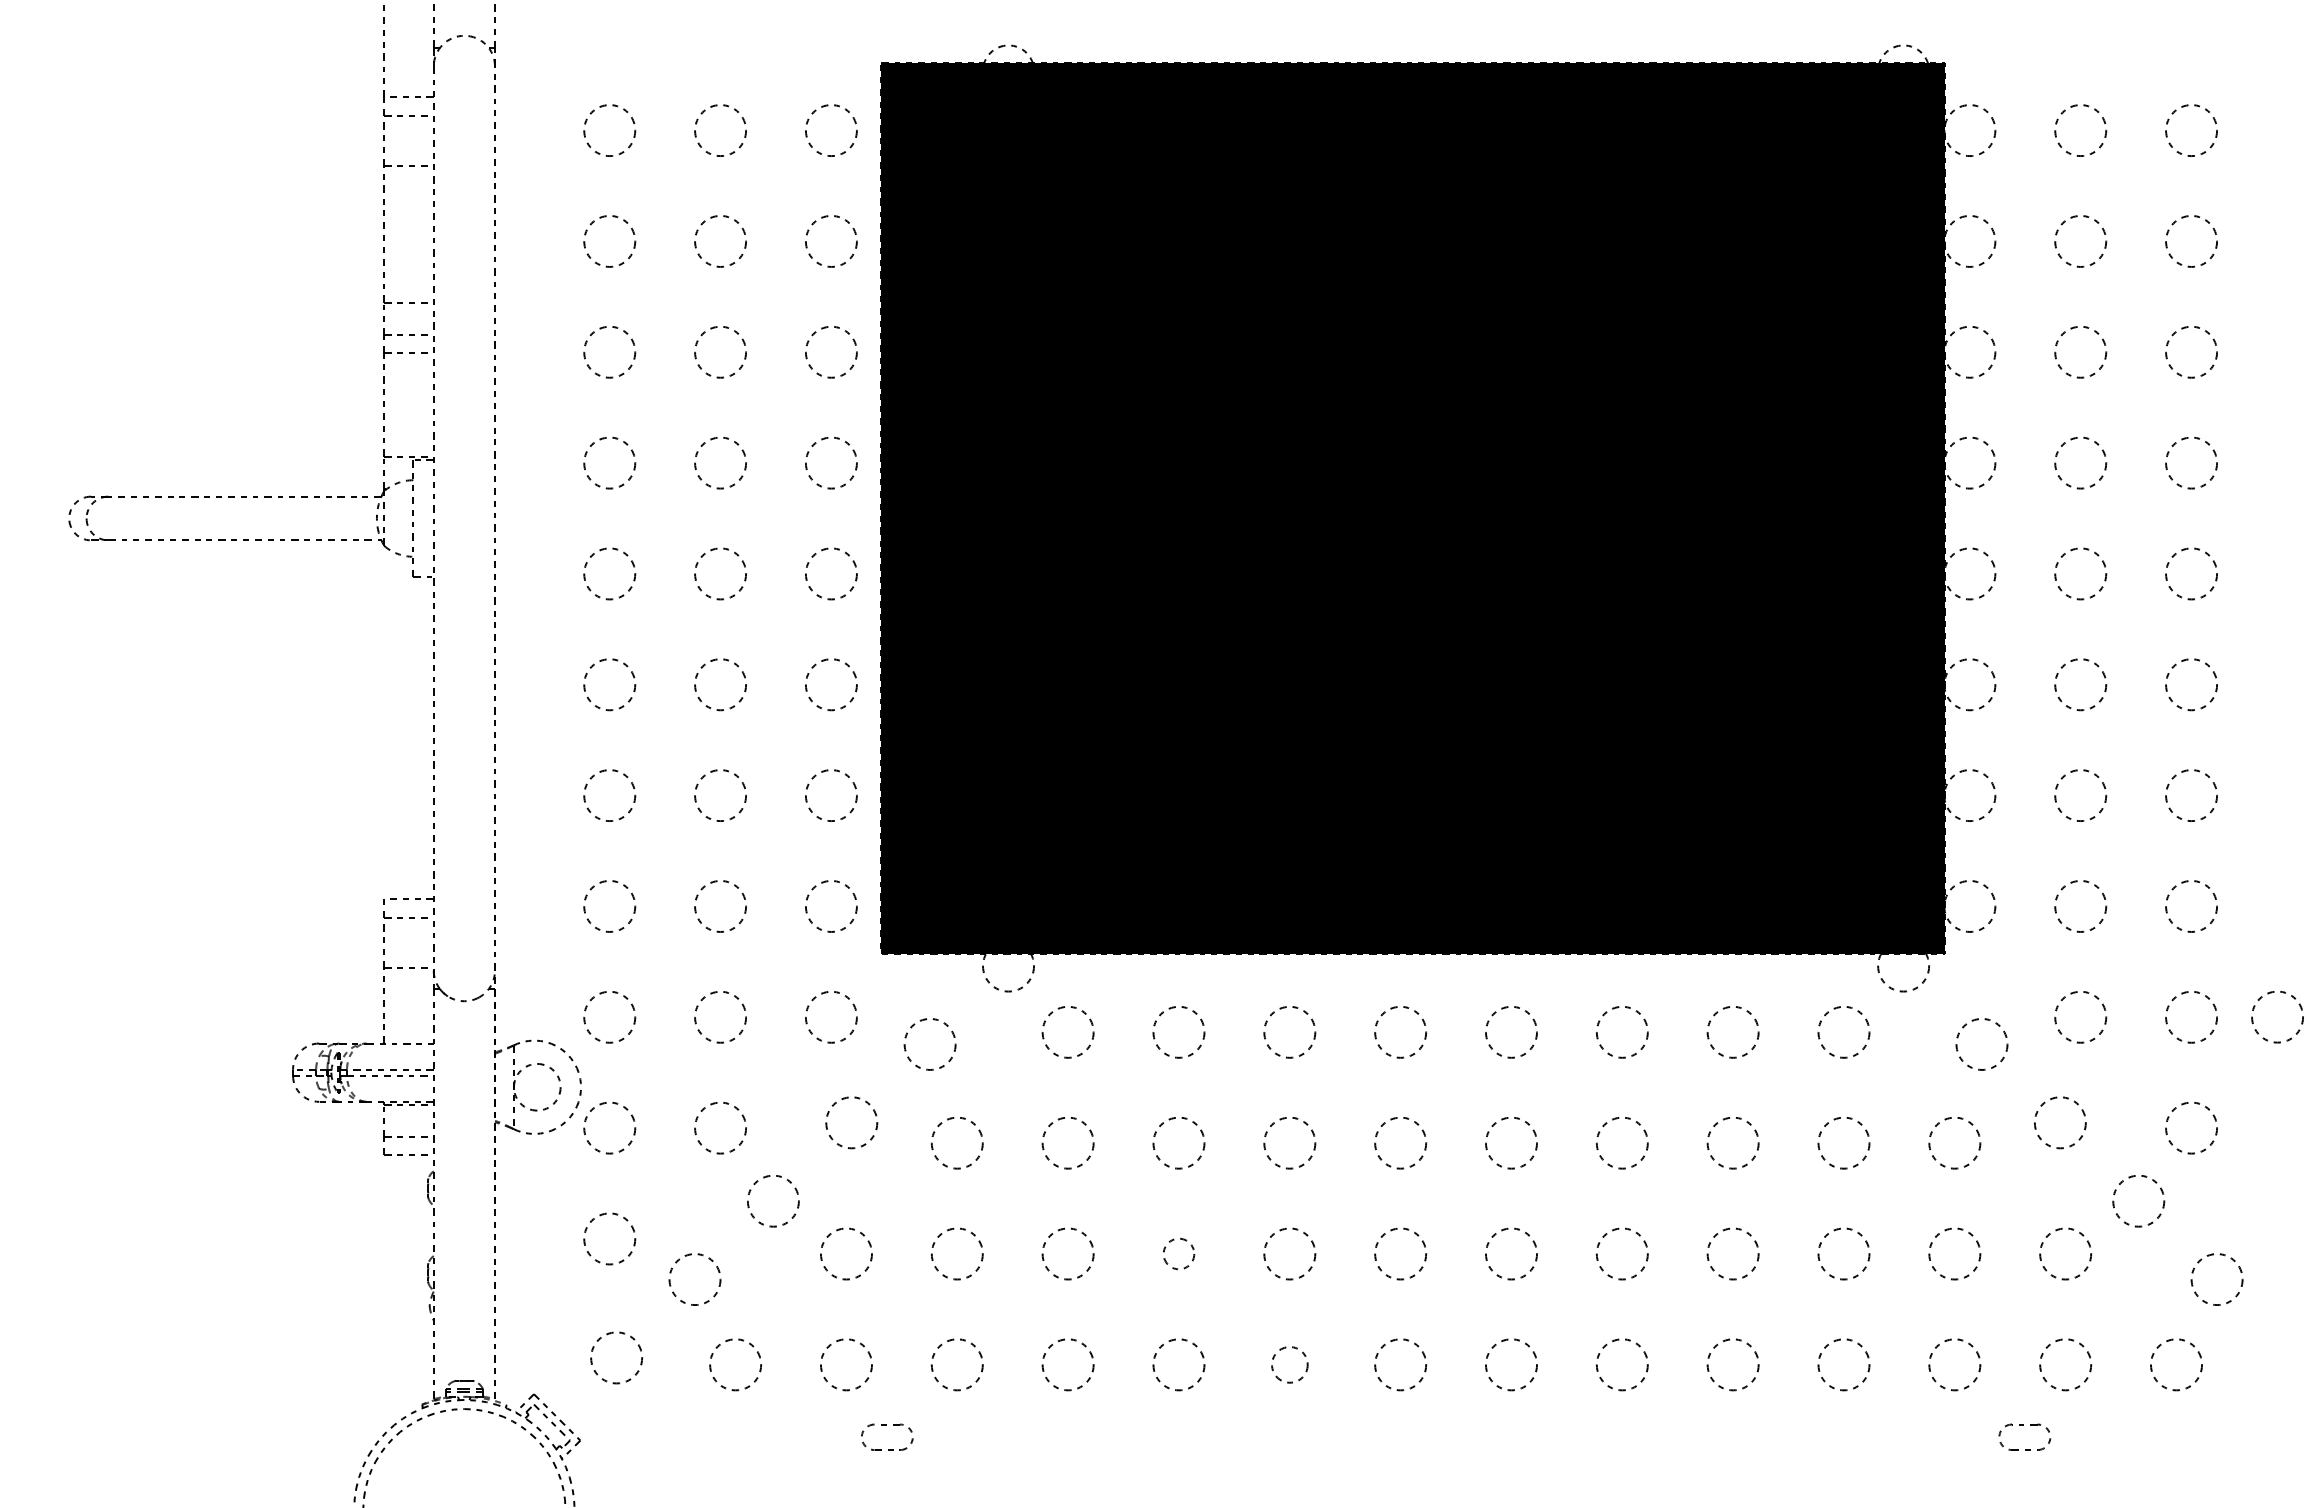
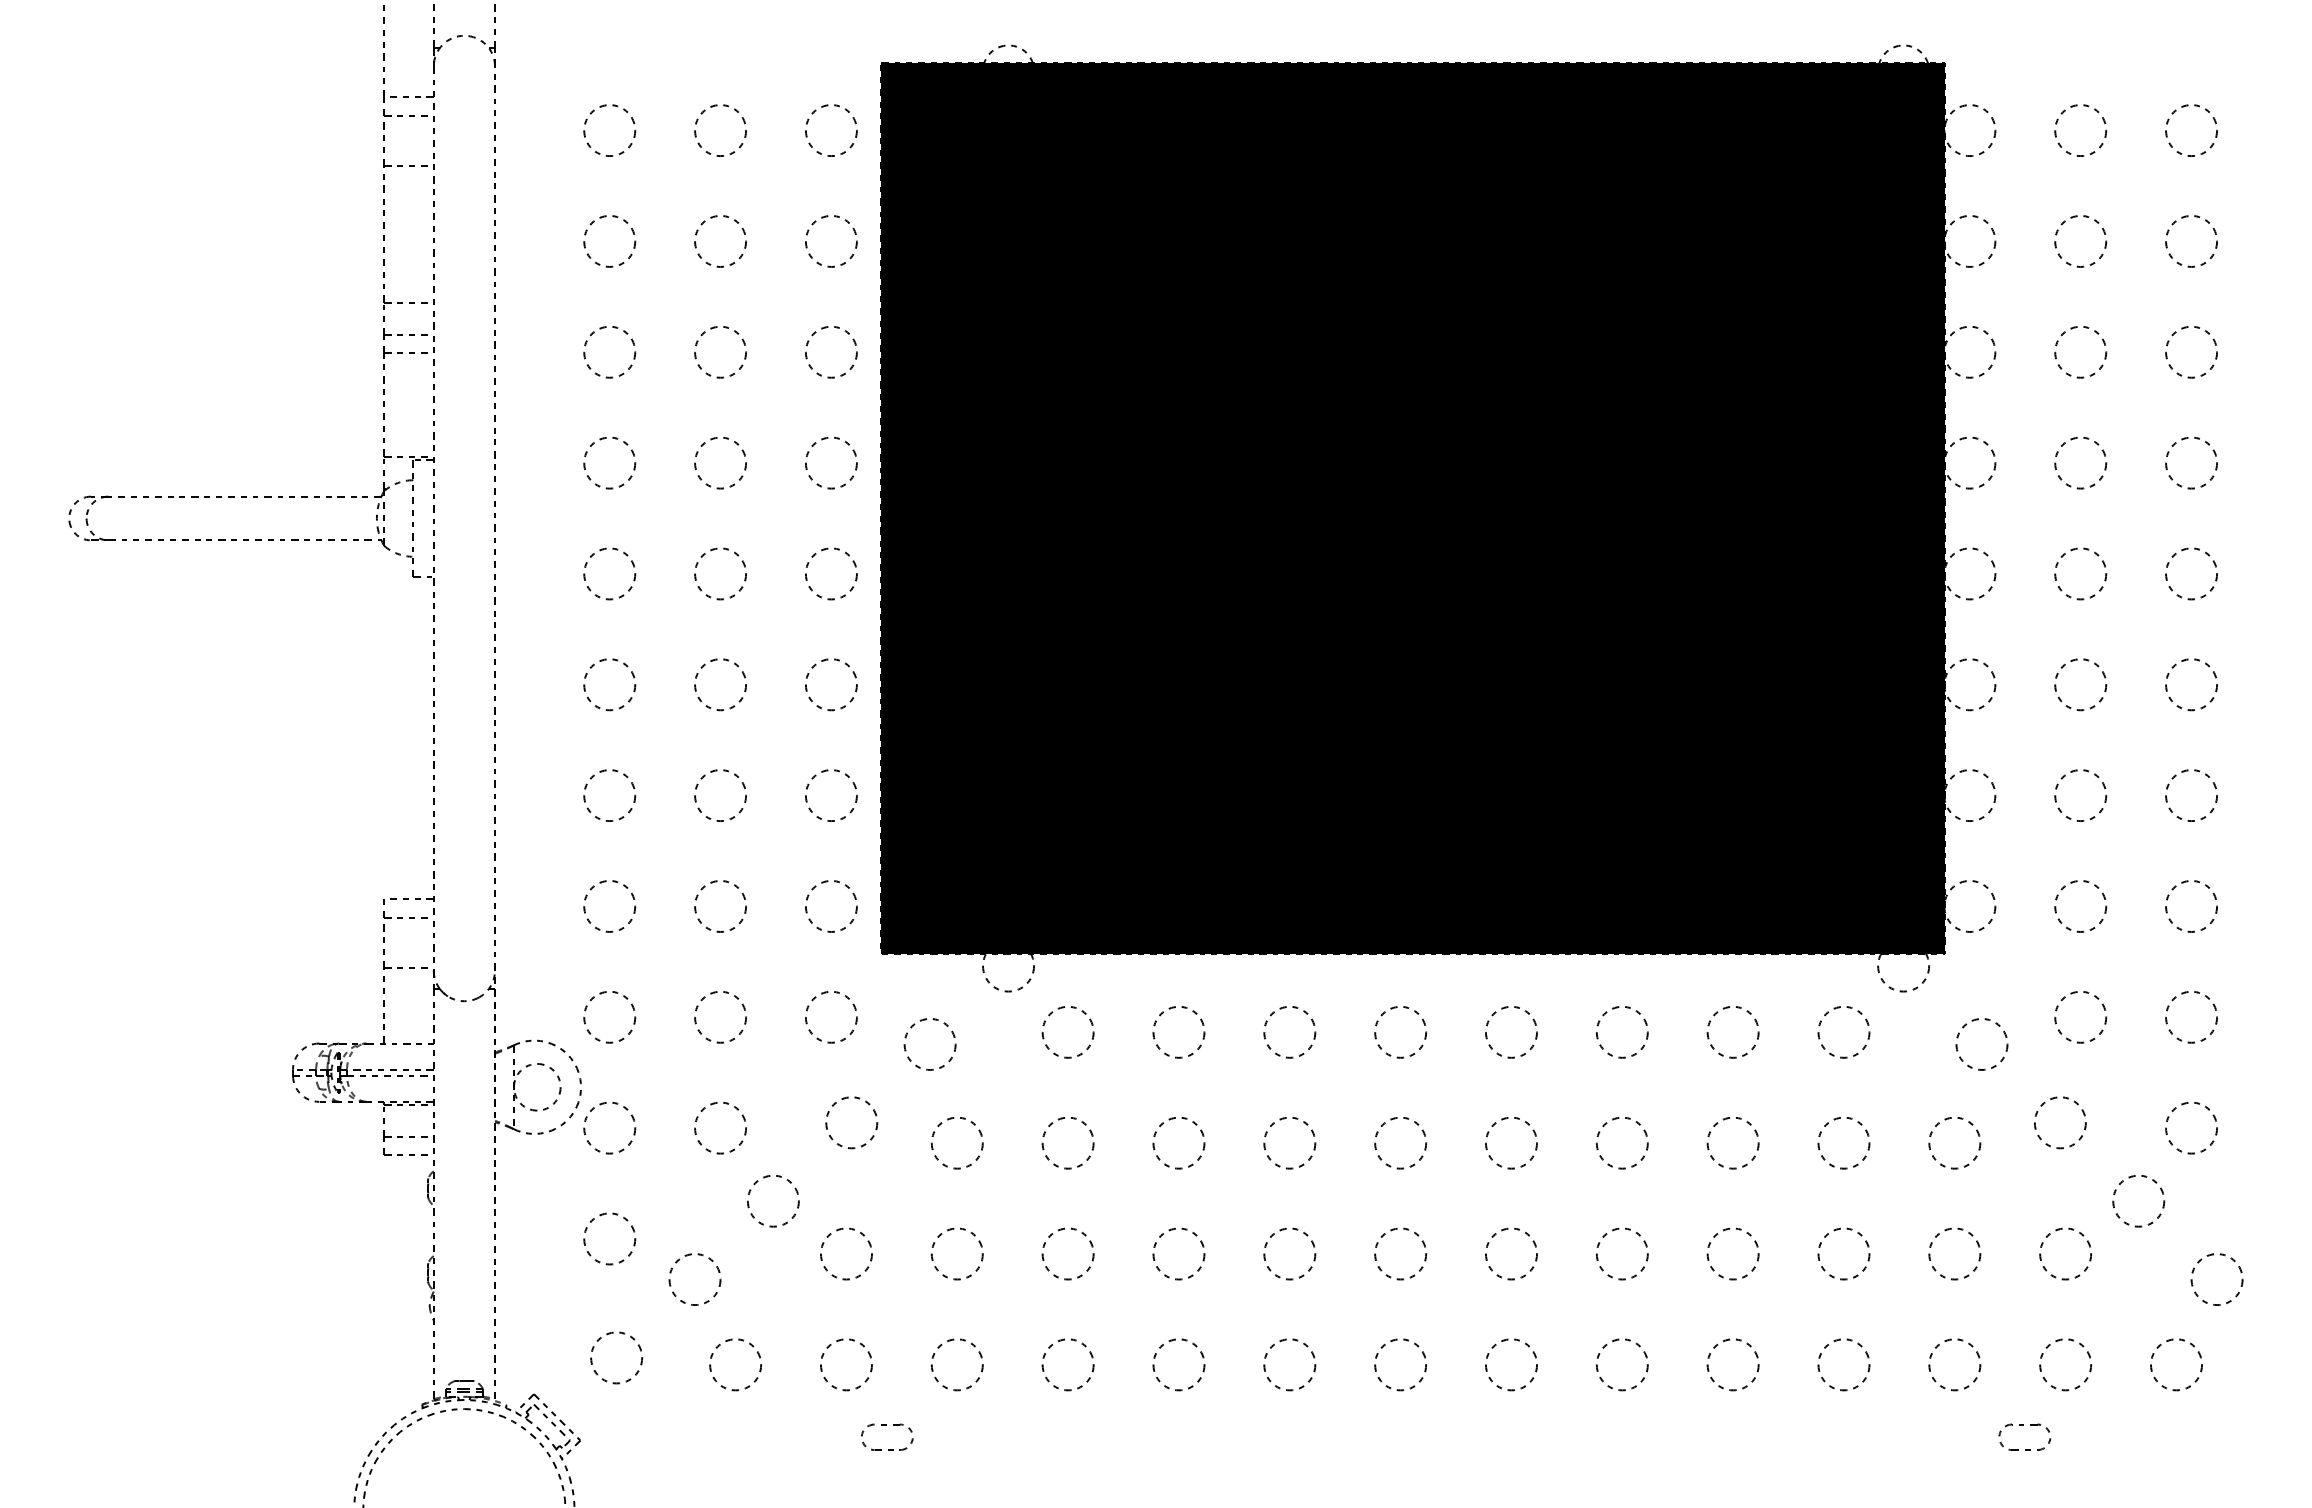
circle: present -> none (2277, 1017)
circle size: 33x34 px -> 54x54 px (1178, 1253)
circle size: 38x38 px -> 54x54 px (1289, 1364)
